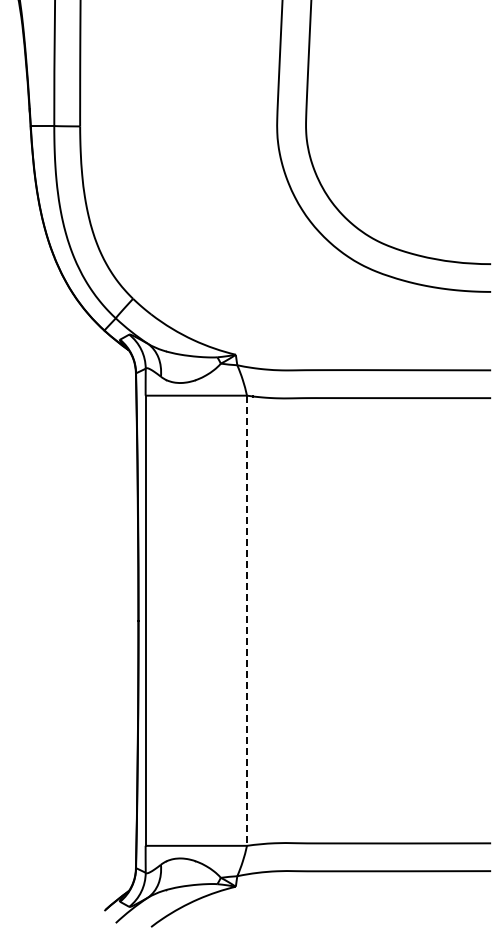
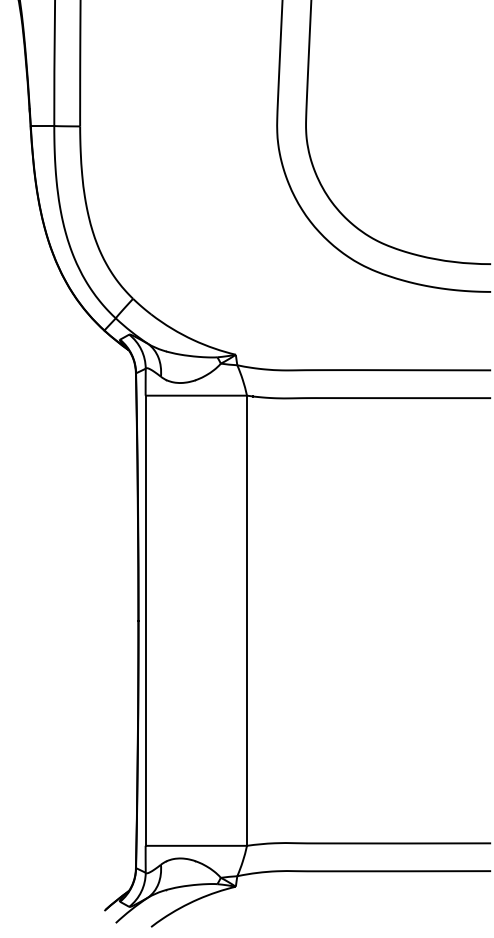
line: dashed -> solid (247, 621)
